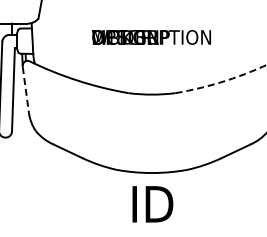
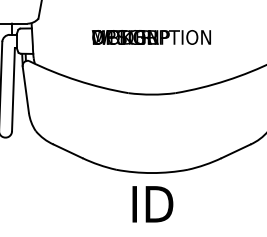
arc: dashed -> solid (222, 81)
line: dashed -> solid (25, 90)
